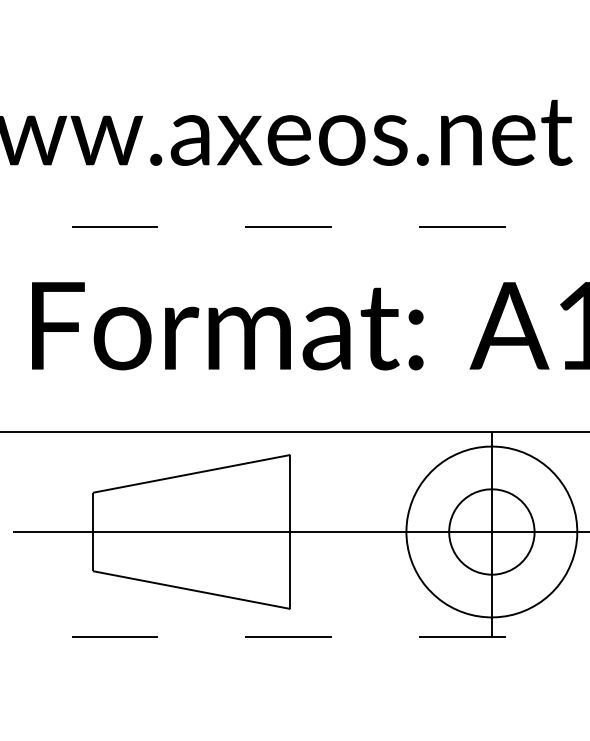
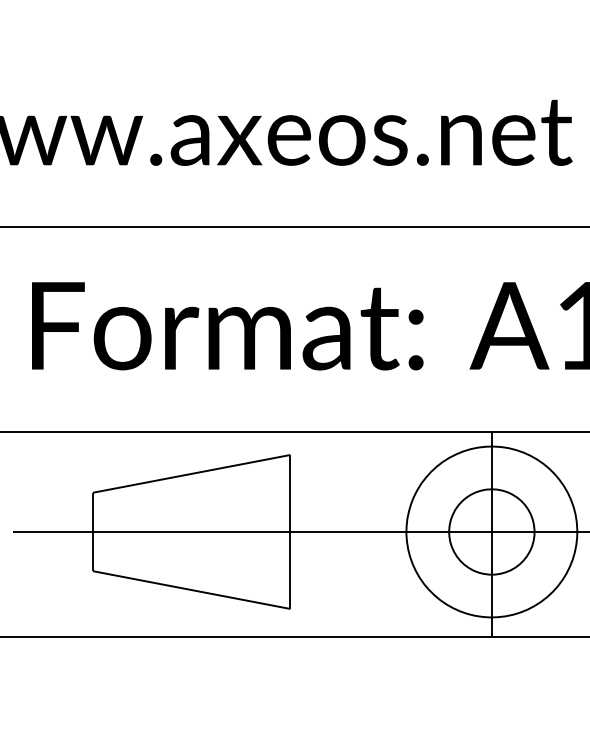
line: dashed -> solid (295, 226)
line: dashed -> solid (295, 636)
